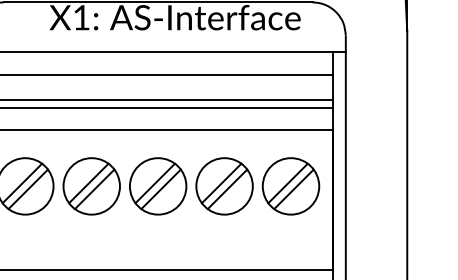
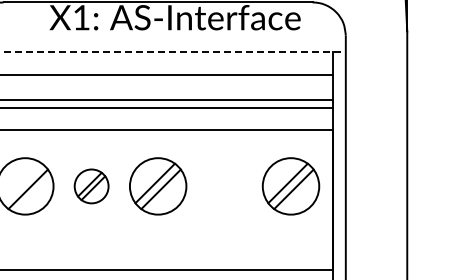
line: solid -> dashed (173, 52)
line: present -> none (22, 183)
part size: 59x59 px -> 37x37 px (91, 186)
part: present -> none (224, 186)
